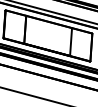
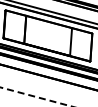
line: solid -> dashed (36, 97)
